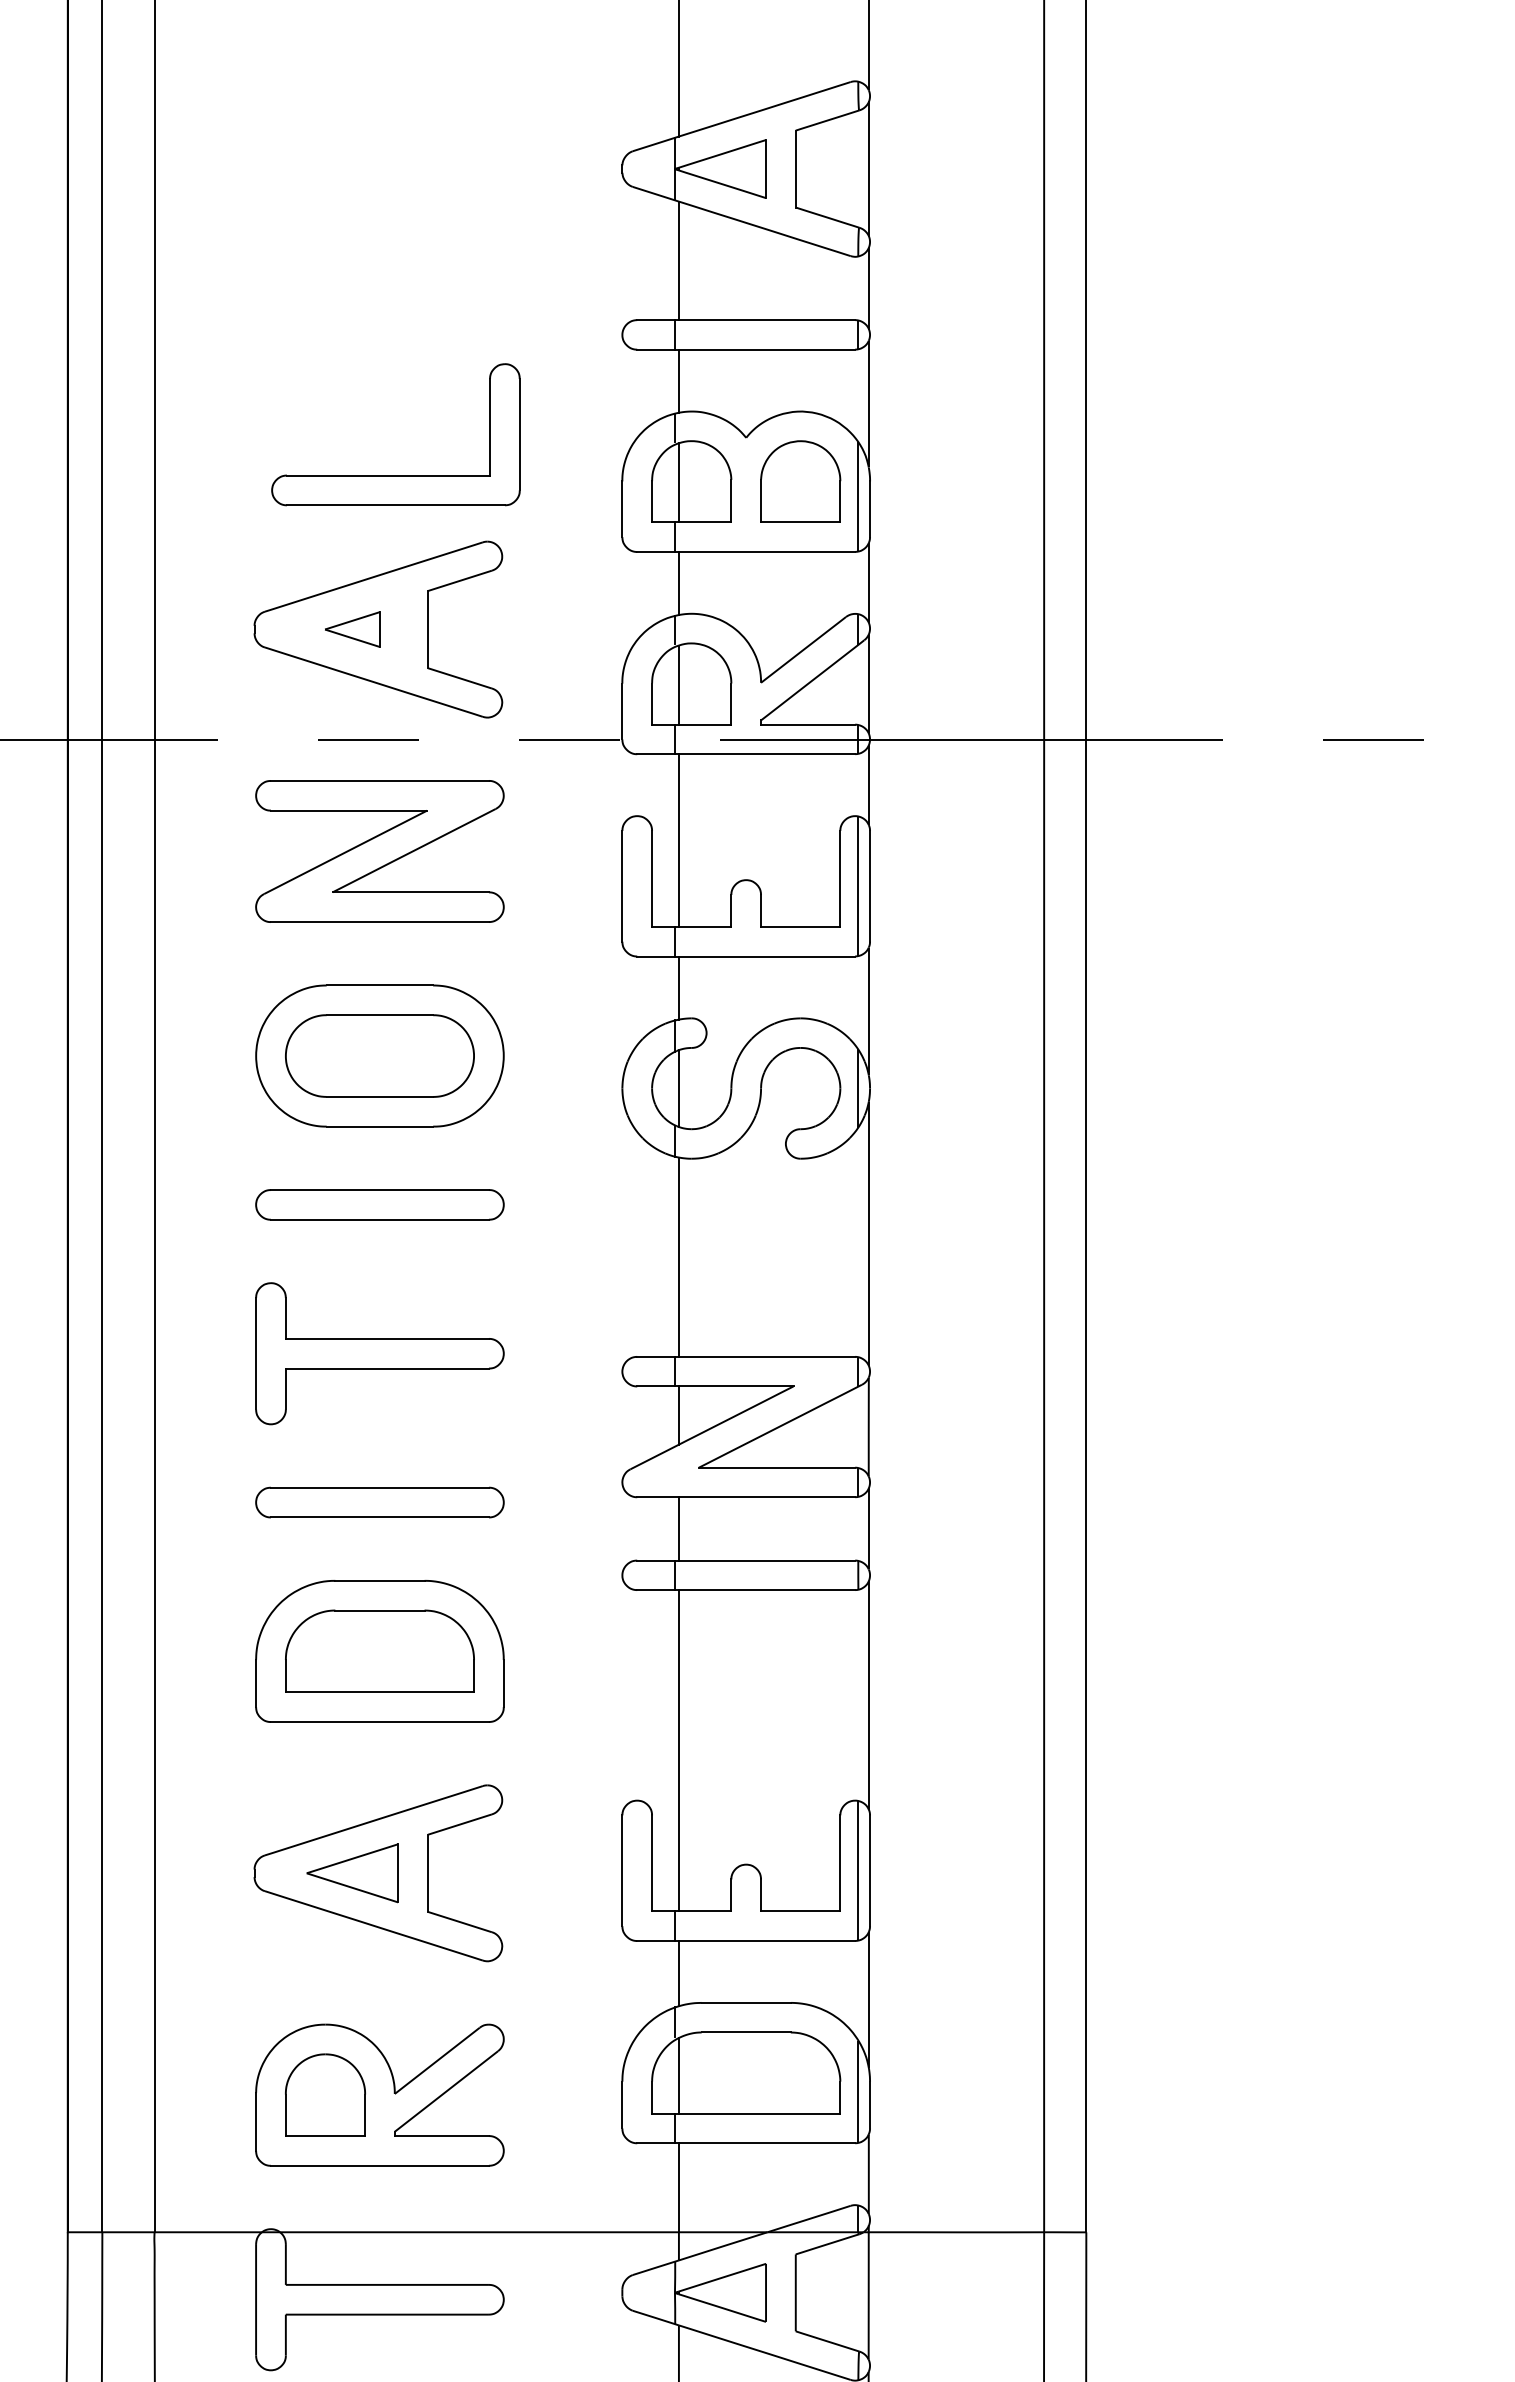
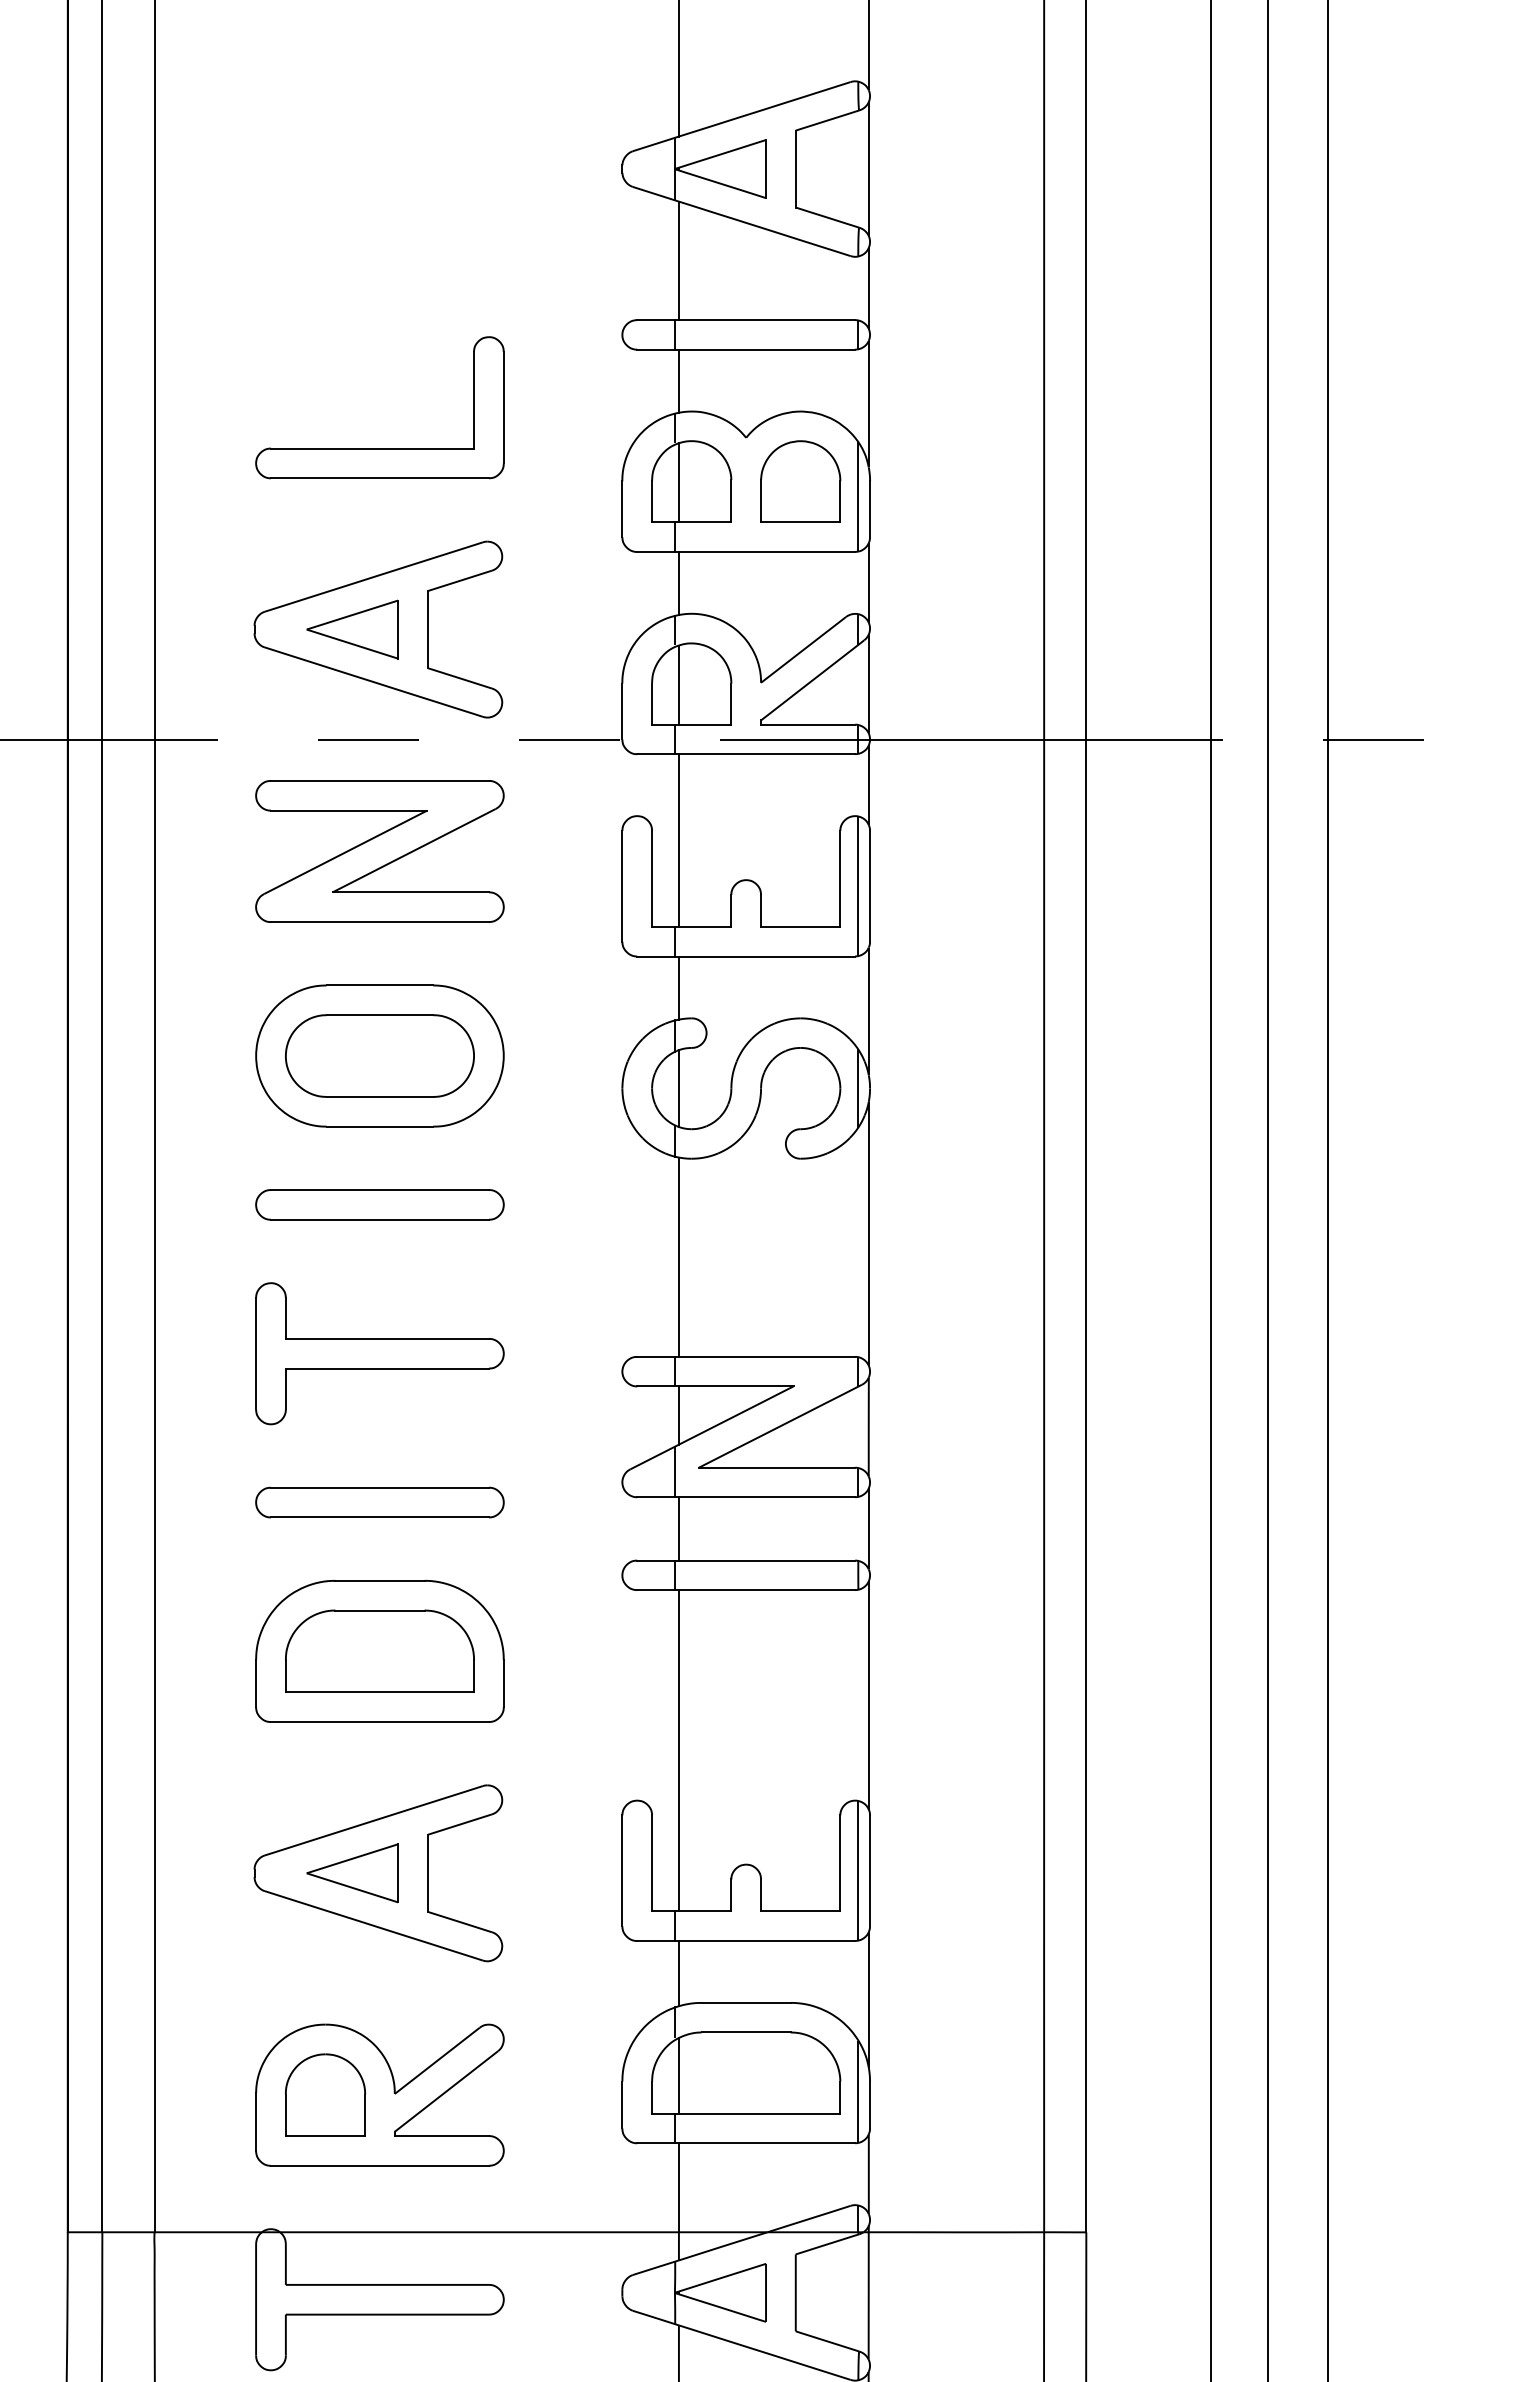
part position: (395, 475) -> (379, 448) (379, 448)
part size: 56x37 px -> 93x61 px (352, 629)
line: none -> present (1210, 1190)
line: none -> present (1267, 1190)
line: none -> present (1328, 1190)
line: none -> present (675, 1471)
